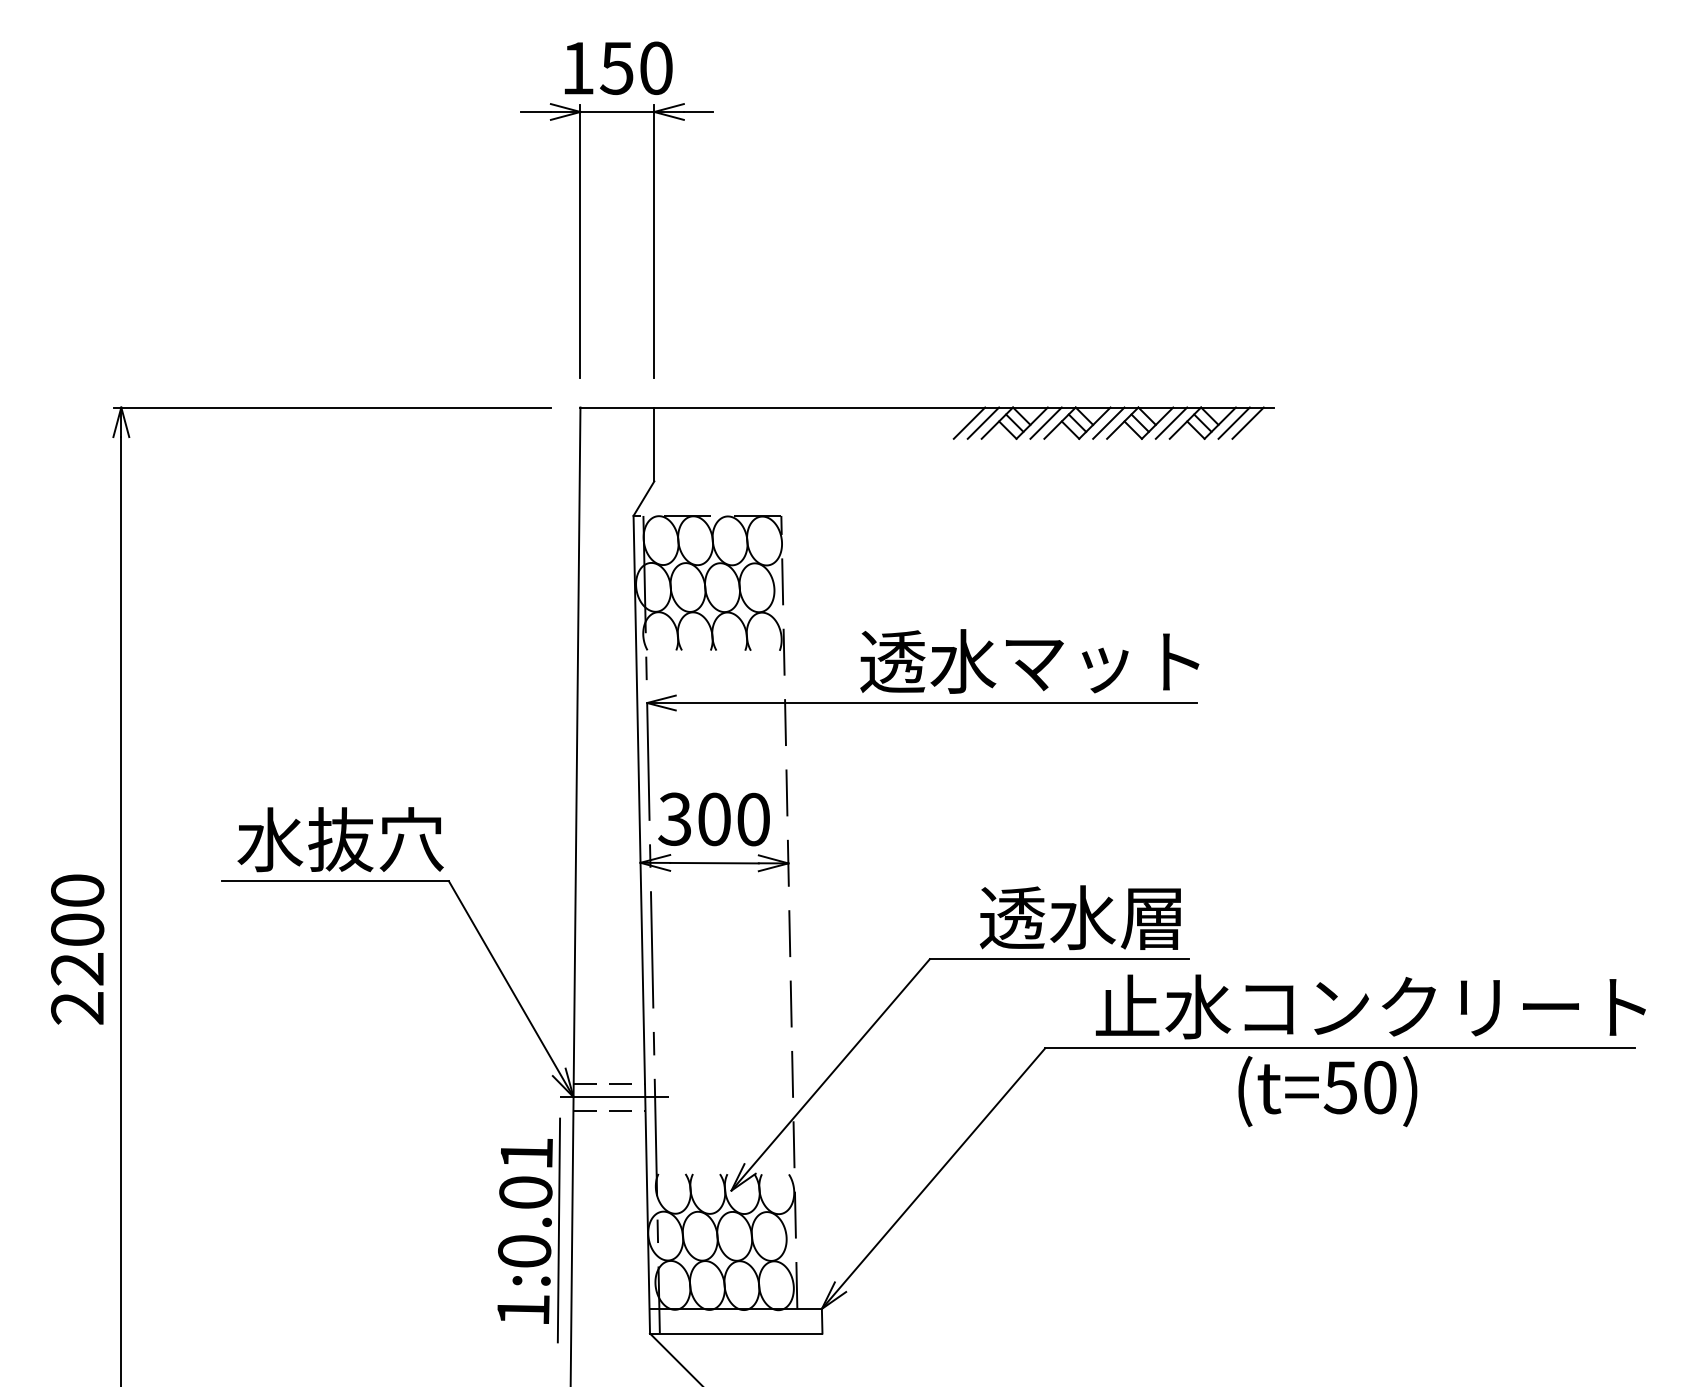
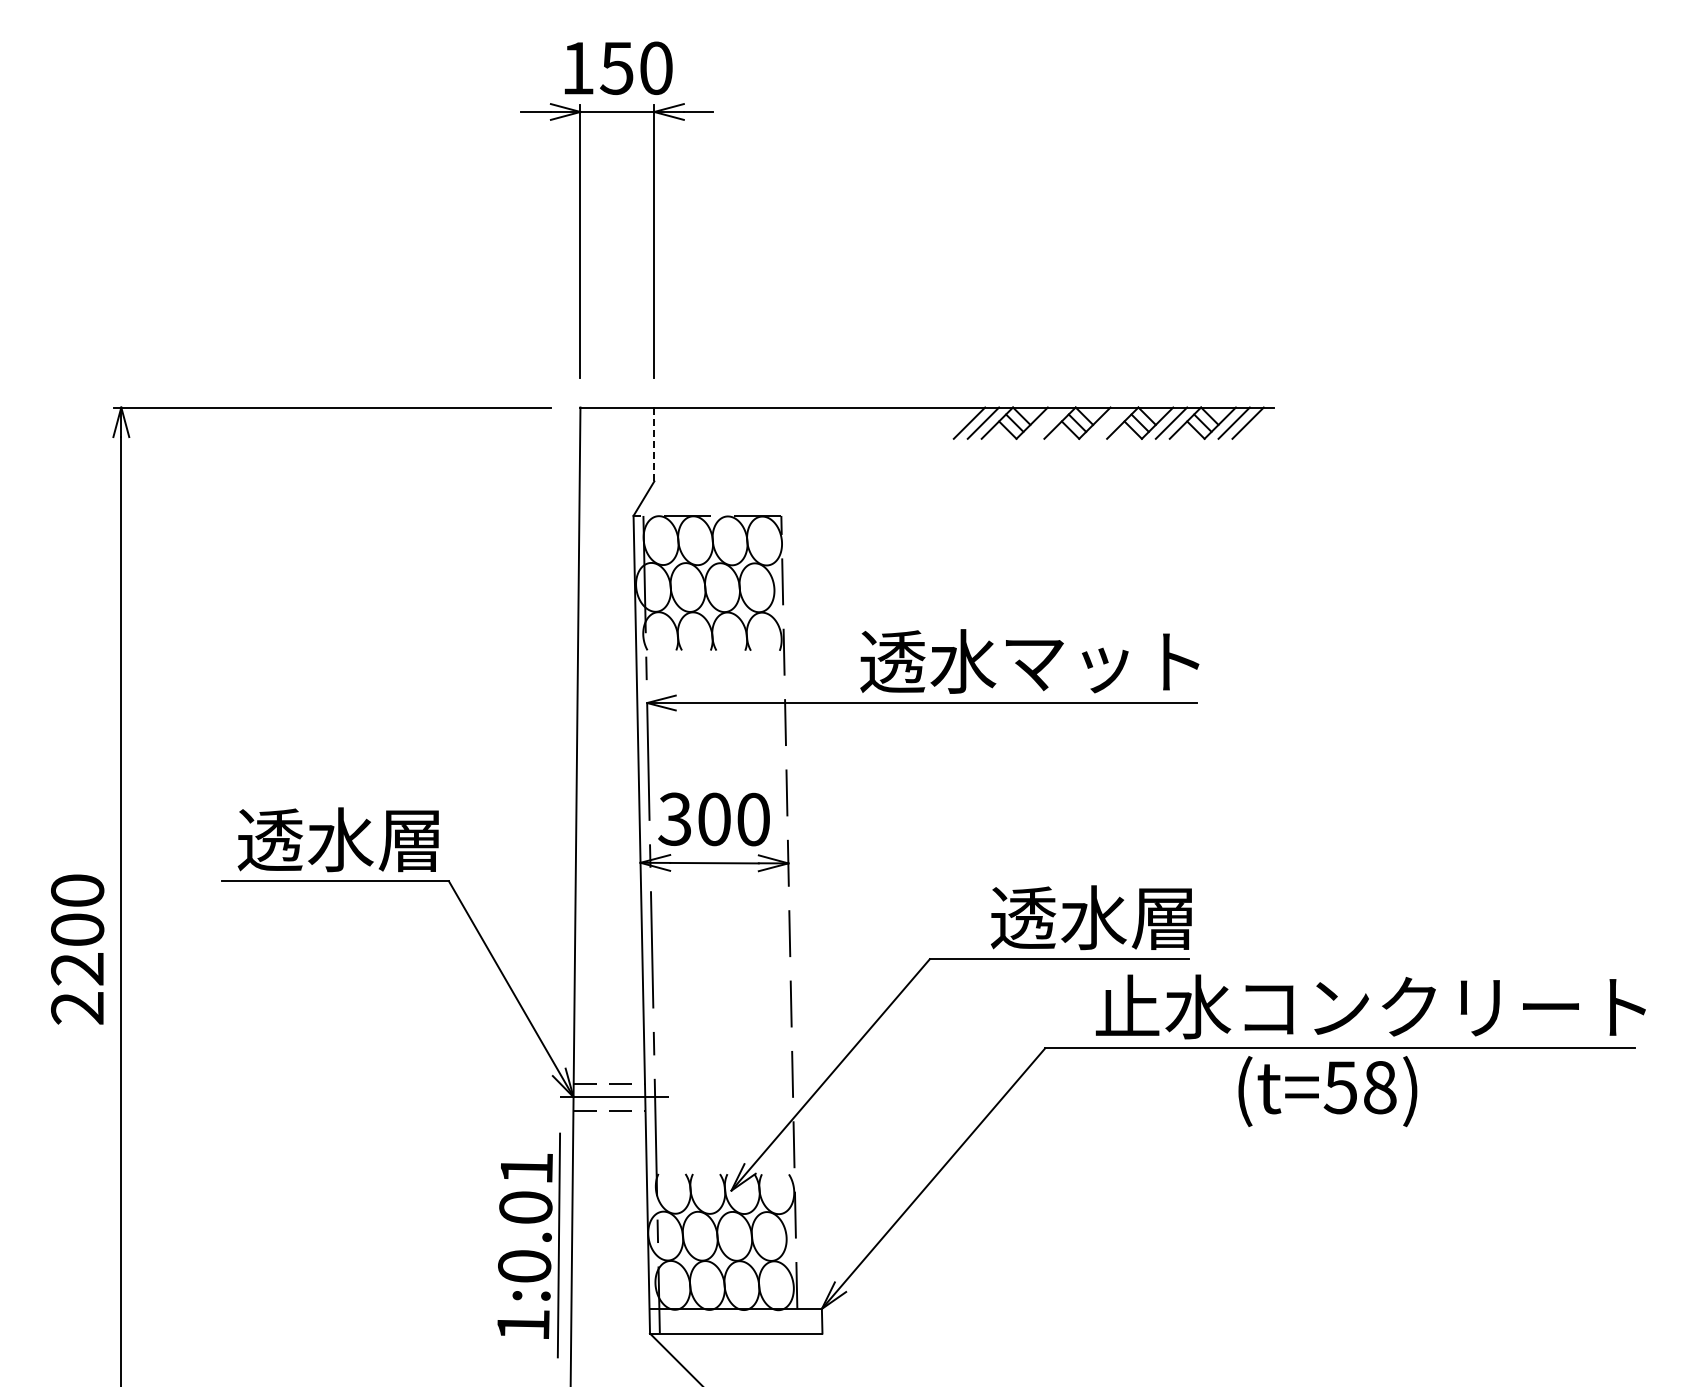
line: present -> none (1045, 422)
line: present -> none (1108, 422)
line: solid -> dashed (654, 444)
text: 水抜穴 -> 透水層 (340, 839)
text position: (1079, 917) -> (1090, 917) (1090, 917)
text: (t=50) -> (t=58) (1380, 1087)
part position: (528, 1230) -> (528, 1245) (528, 1245)
